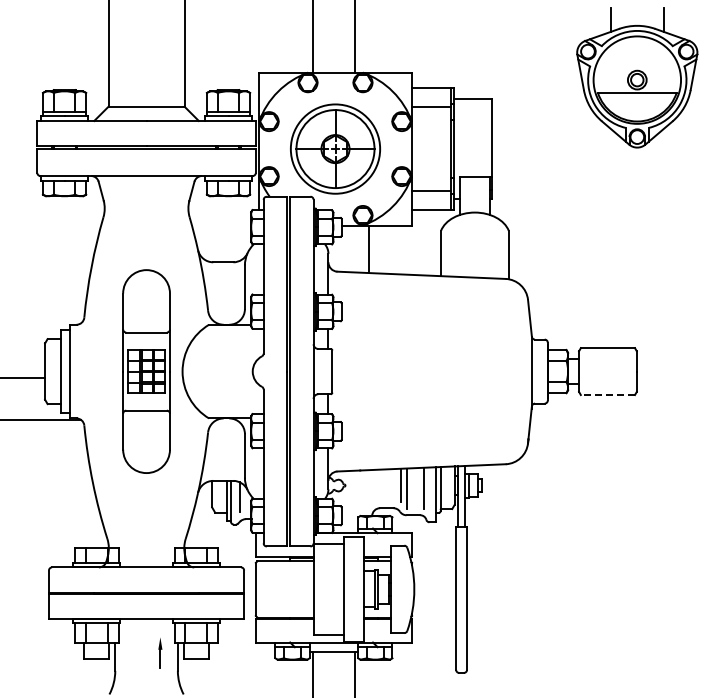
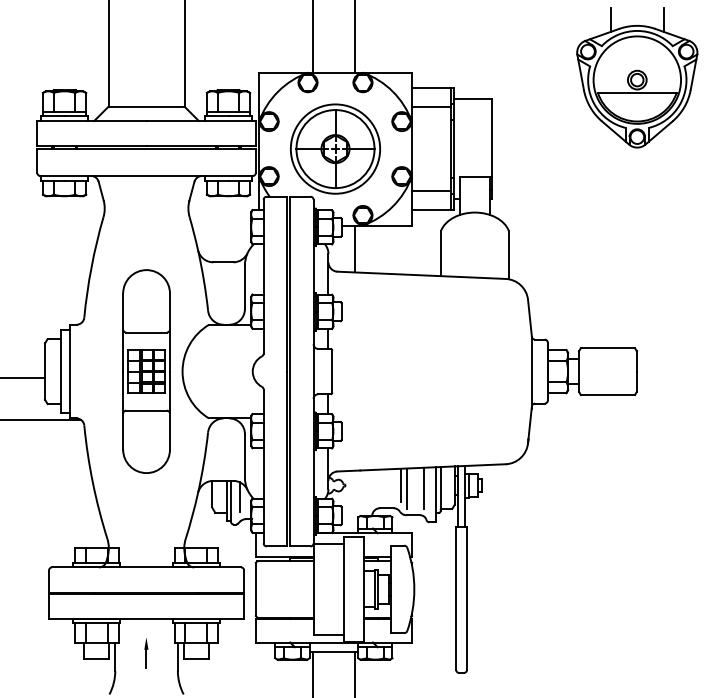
line position: (369, 248) -> (355, 248) (355, 248)
line: dashed -> solid (607, 395)
part position: (160, 653) -> (146, 653) (146, 653)
